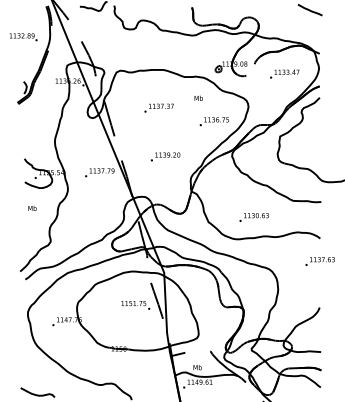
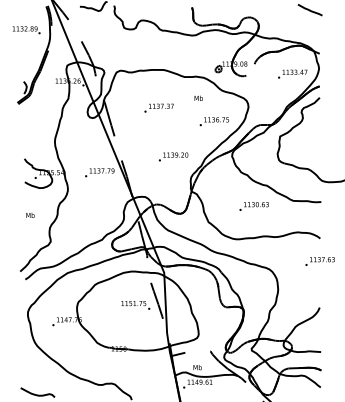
text position: (23, 37) -> (26, 30) (26, 30)
text position: (284, 73) -> (292, 73) (292, 73)
text position: (165, 156) -> (173, 156) (173, 156)
text position: (32, 208) -> (30, 215) (30, 215)
text position: (253, 217) -> (253, 206) (253, 206)
